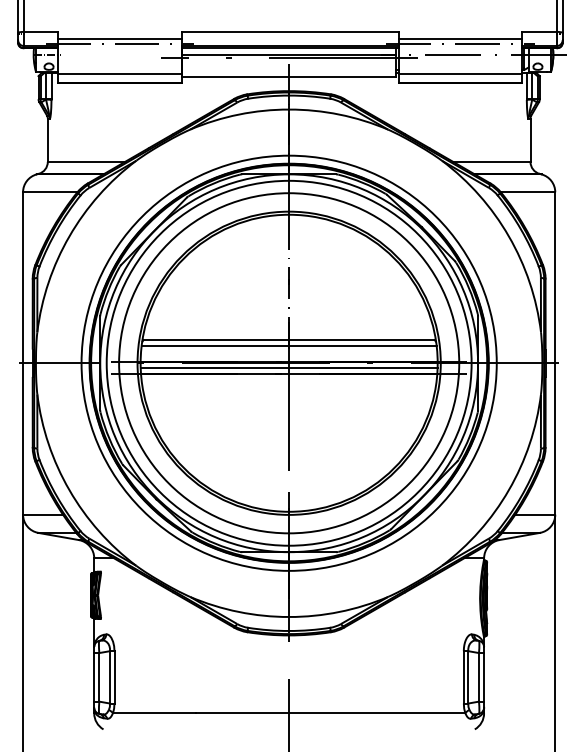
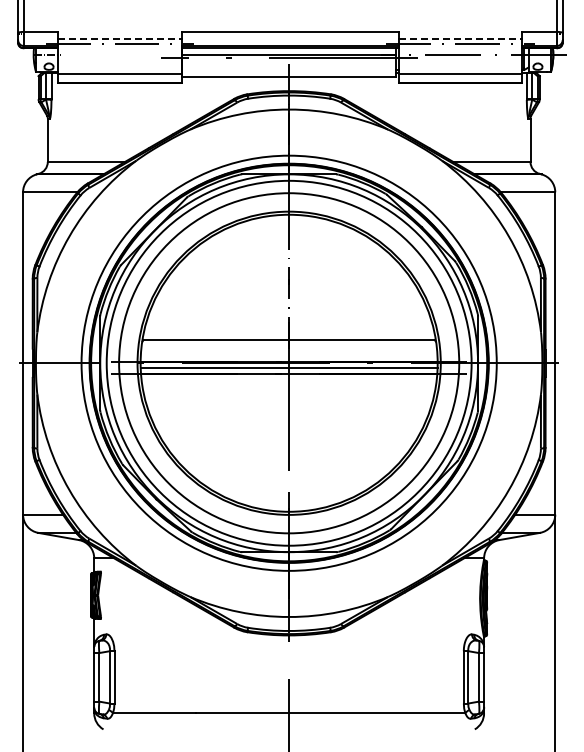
line: solid -> dashed (120, 38)
line: solid -> dashed (460, 38)
line: present -> none (288, 345)
